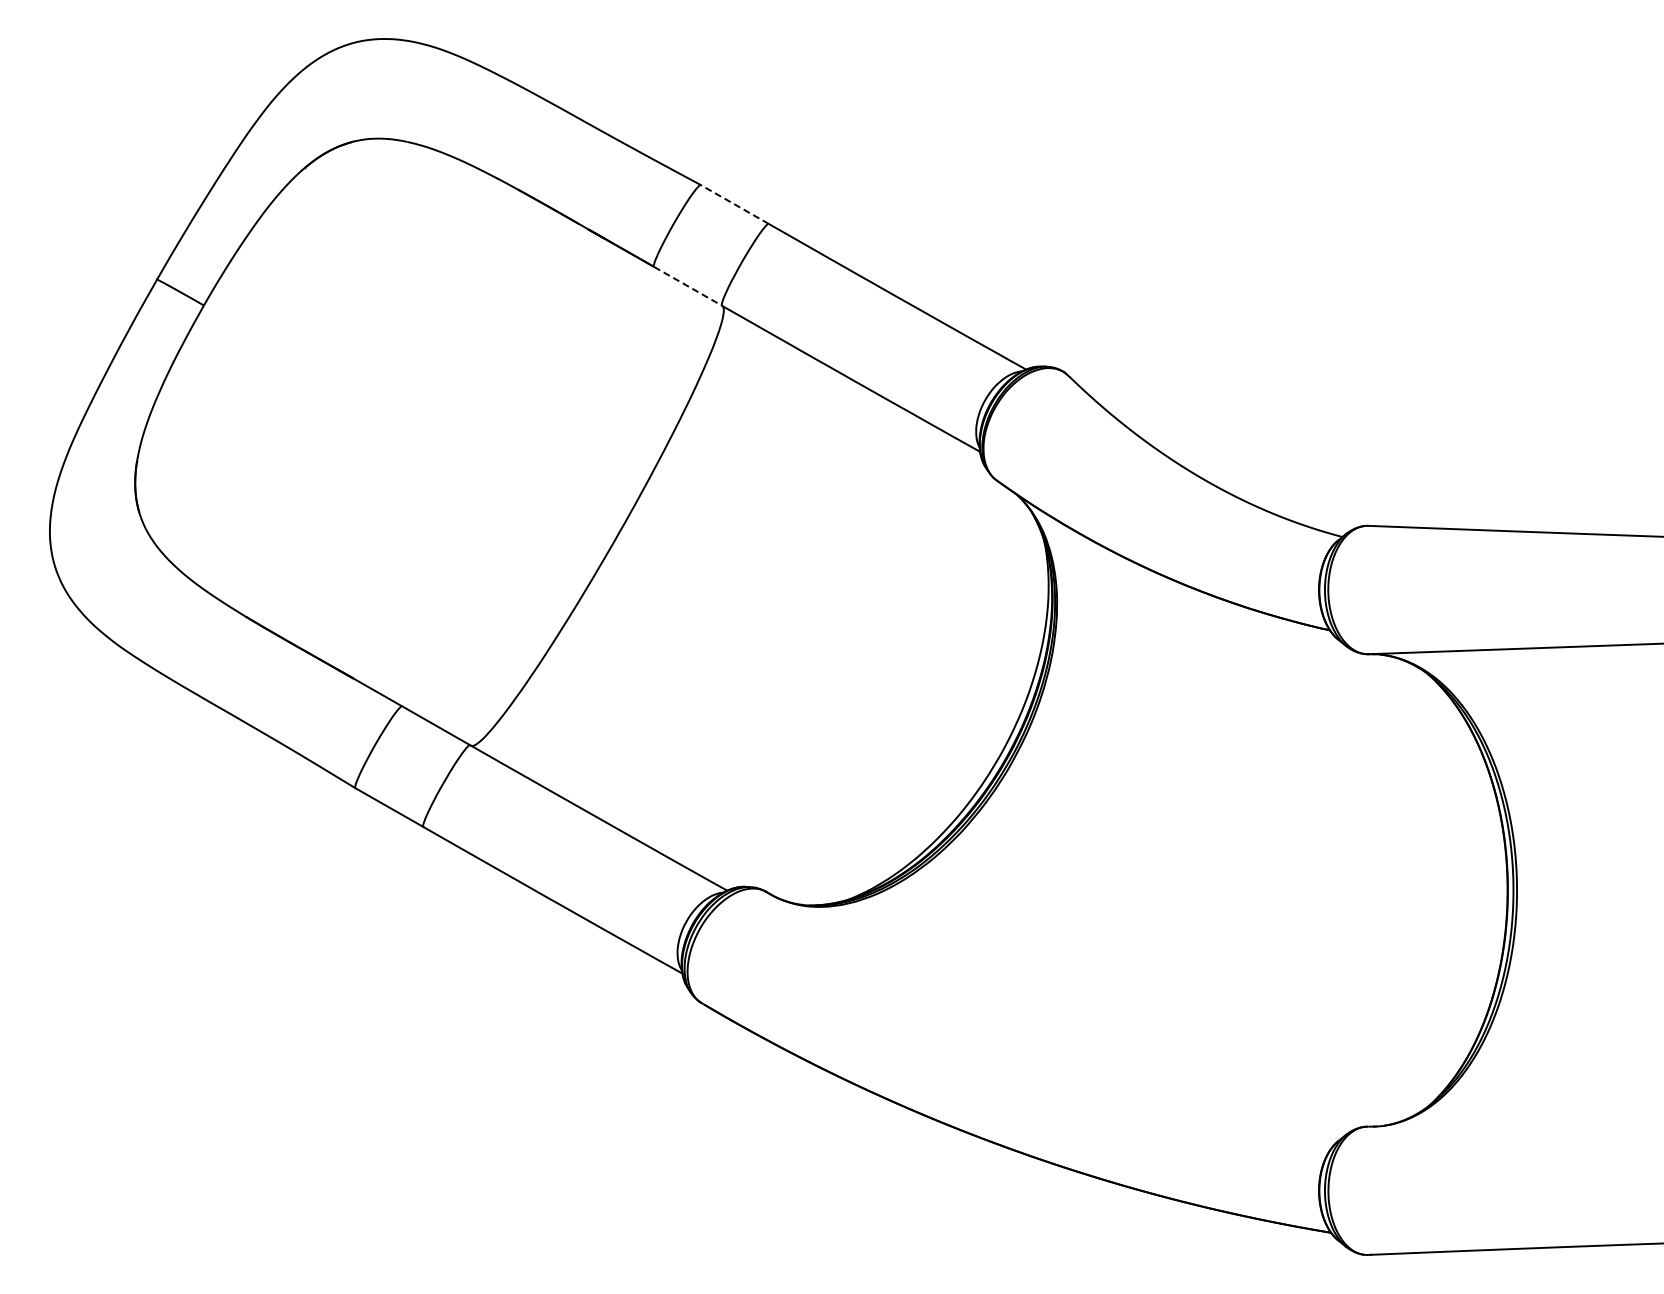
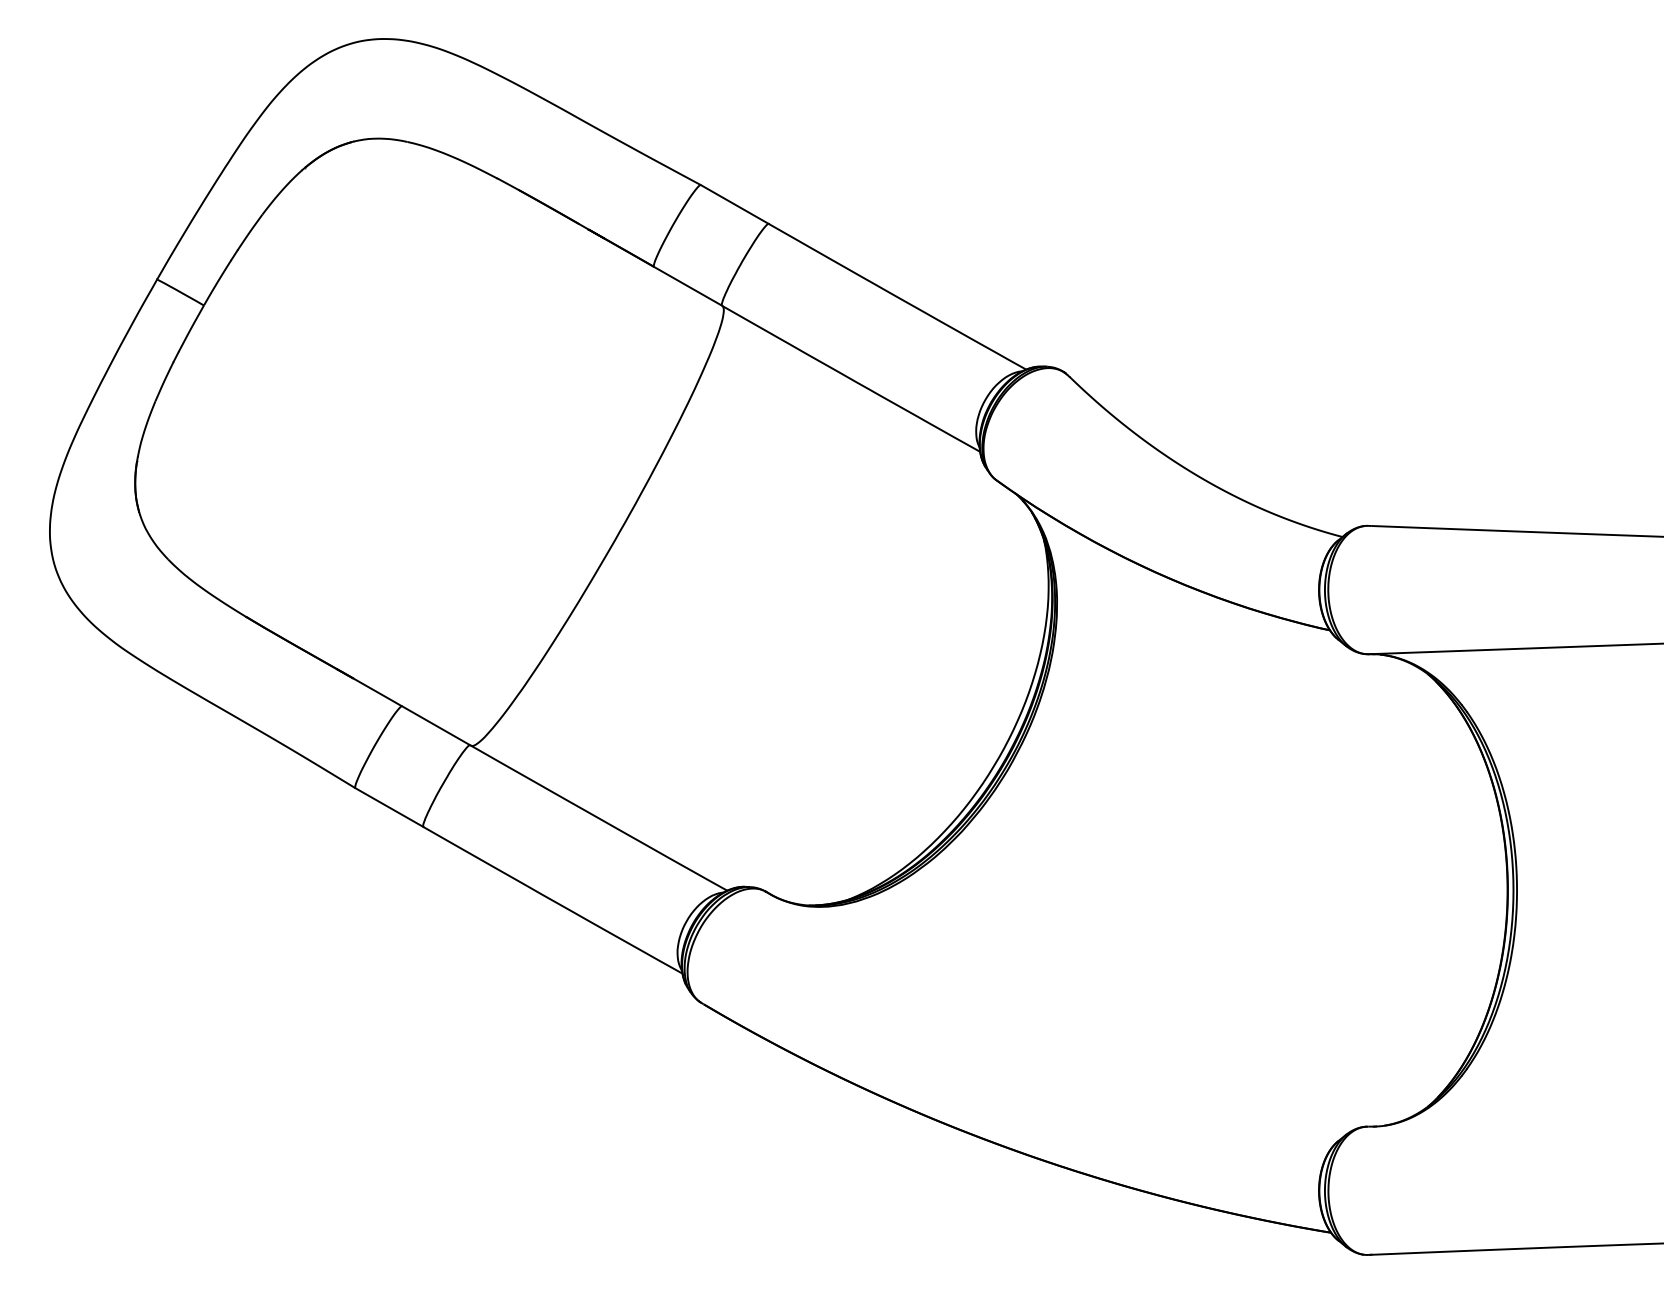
line: dashed -> solid (734, 204)
line: dashed -> solid (688, 286)
